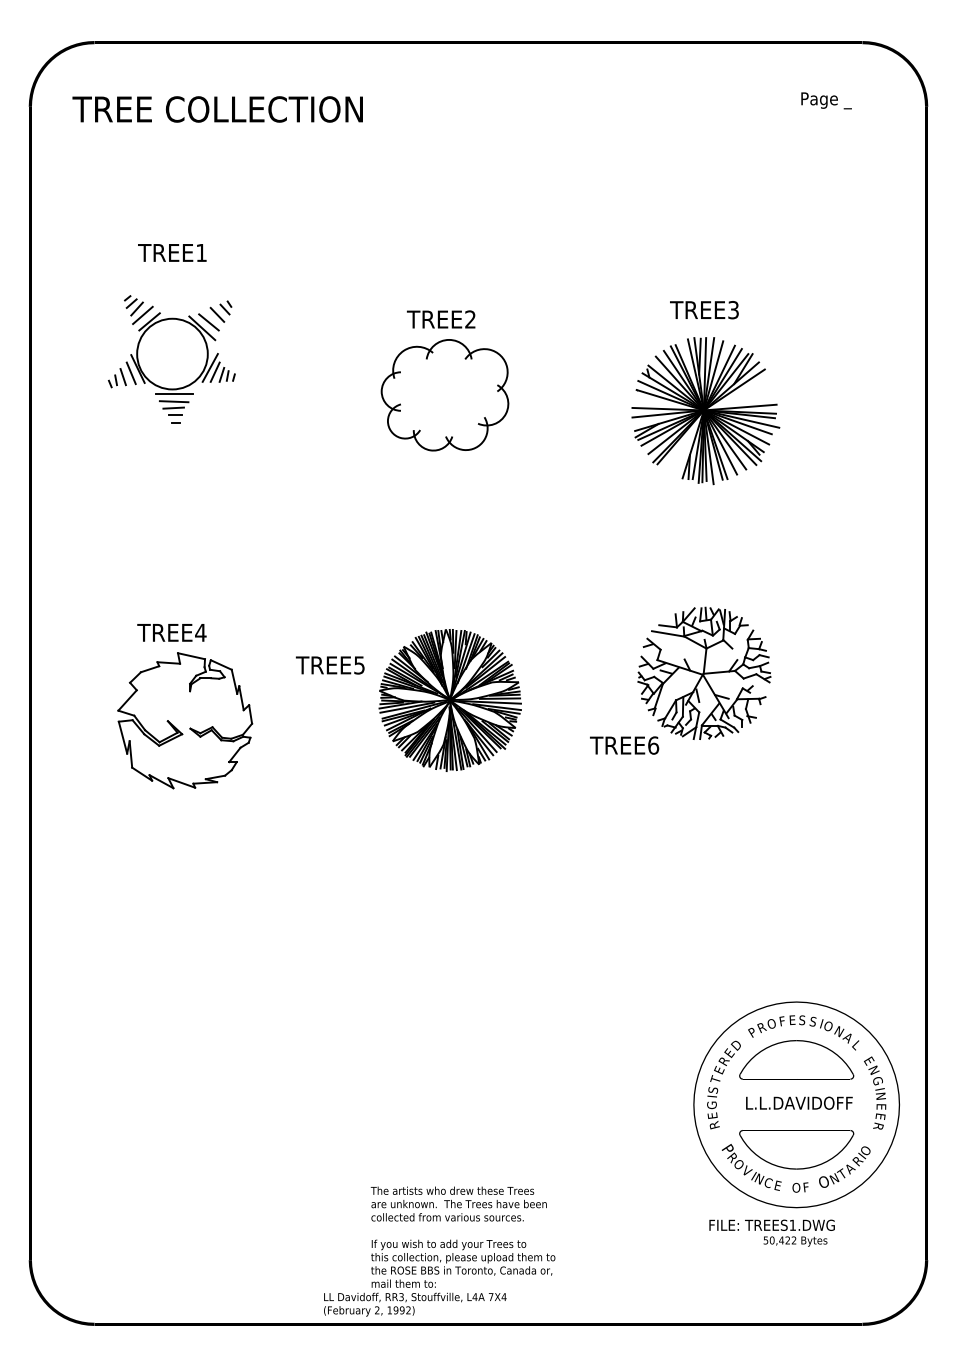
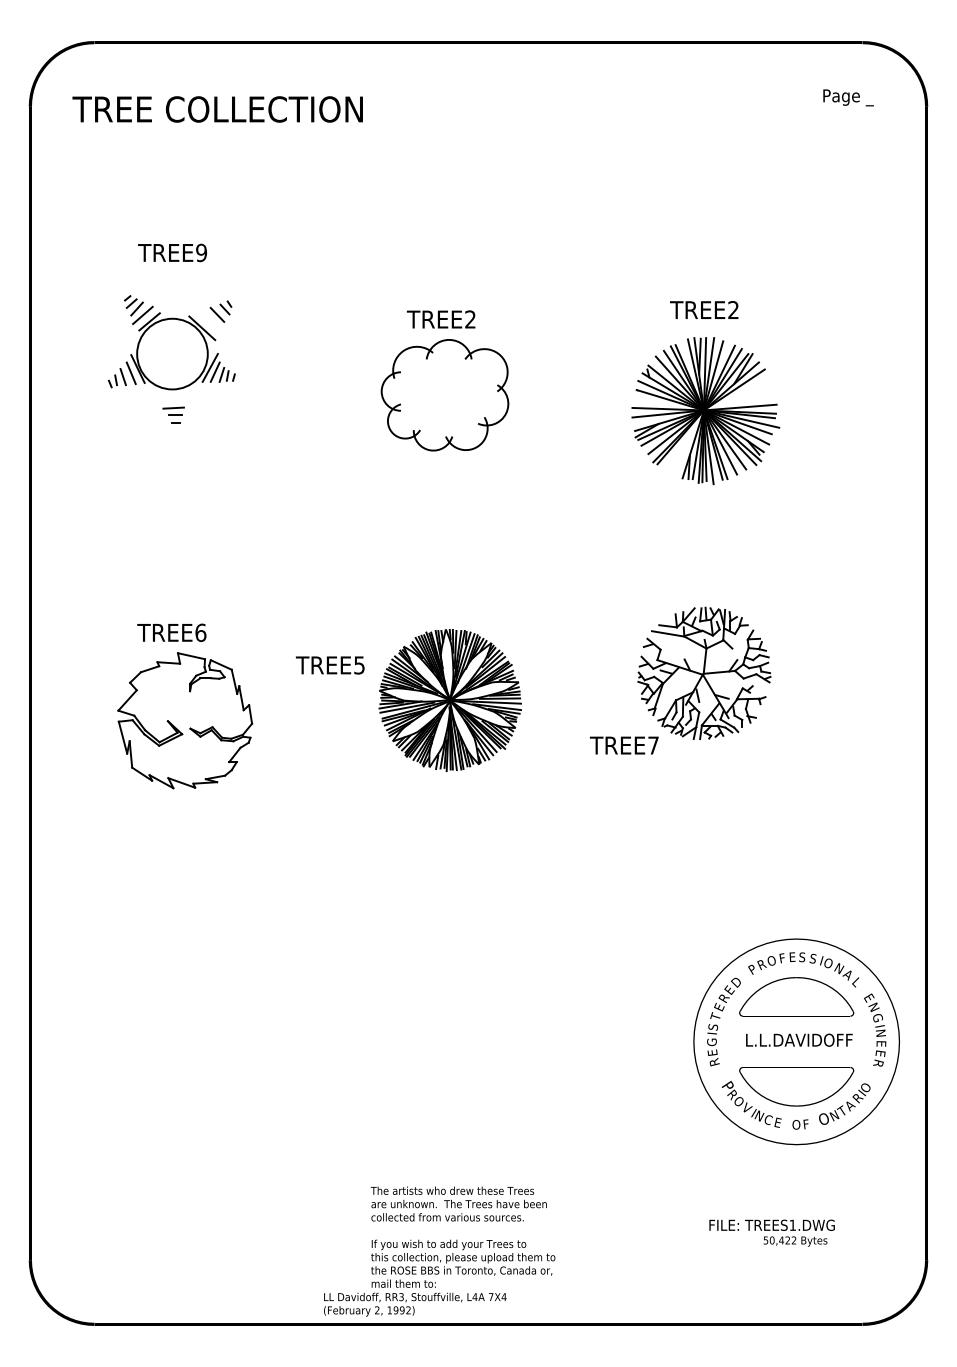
text position: (826, 100) -> (848, 97) (848, 97)
text: TREE1 -> TREE9 (201, 252)
text: TREE3 -> TREE2 (733, 310)
line: present -> none (208, 322)
line: present -> none (174, 393)
line: present -> none (173, 401)
text: TREE4 -> TREE6 (200, 632)
text: TREE6 -> TREE7 (653, 745)
text position: (796, 1104) -> (796, 1041) (796, 1041)
